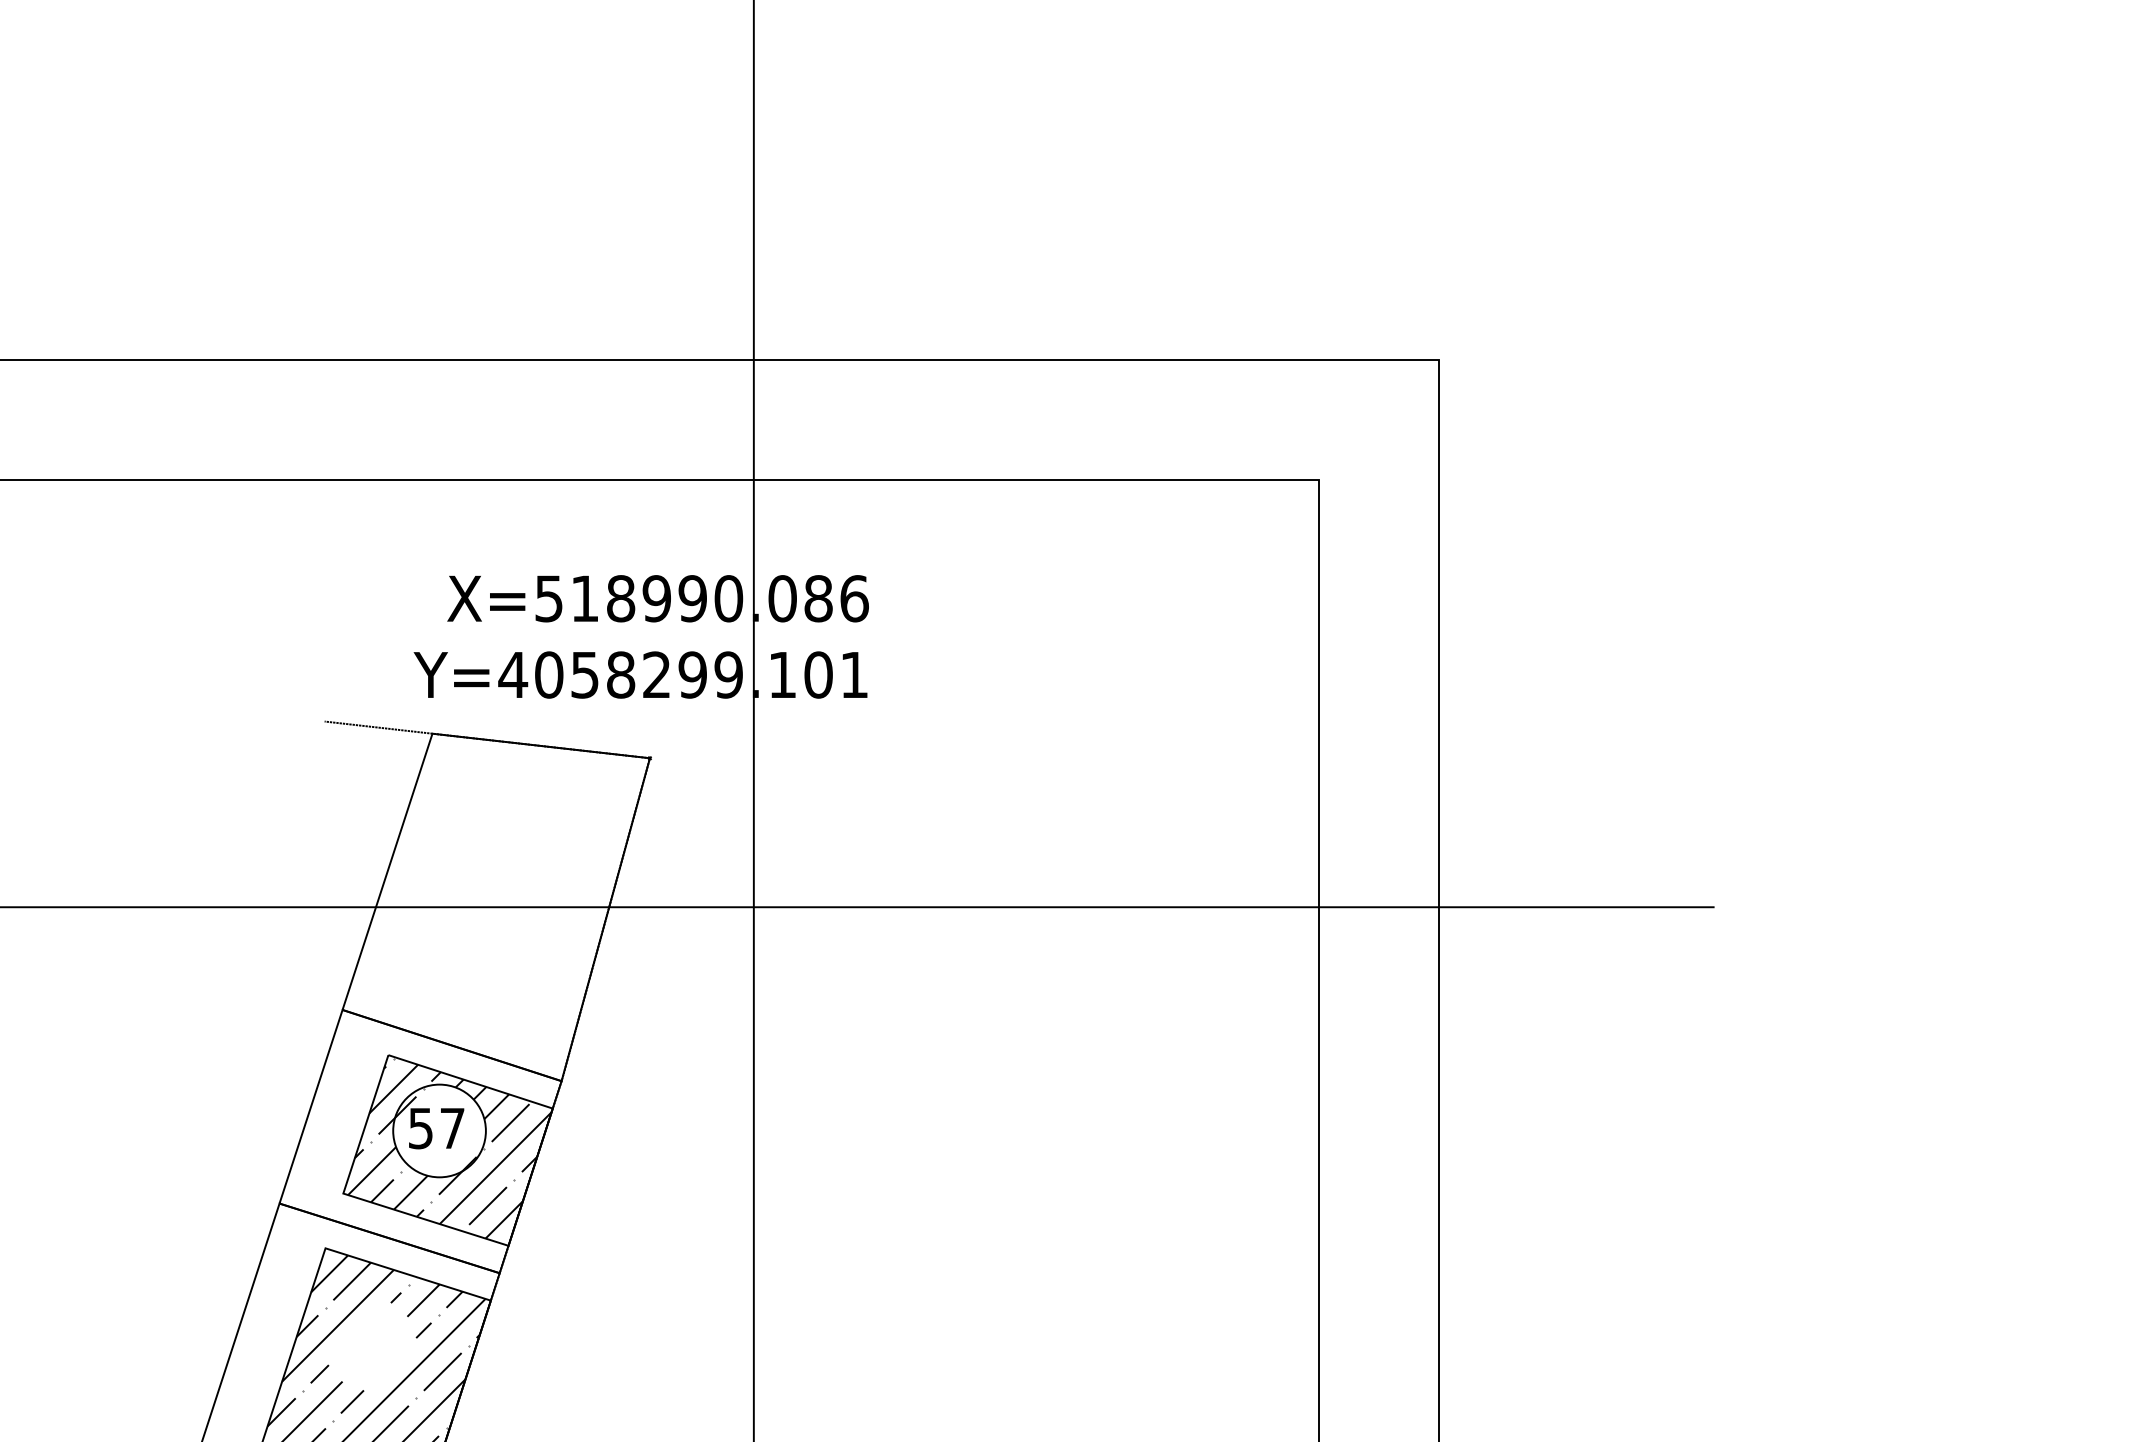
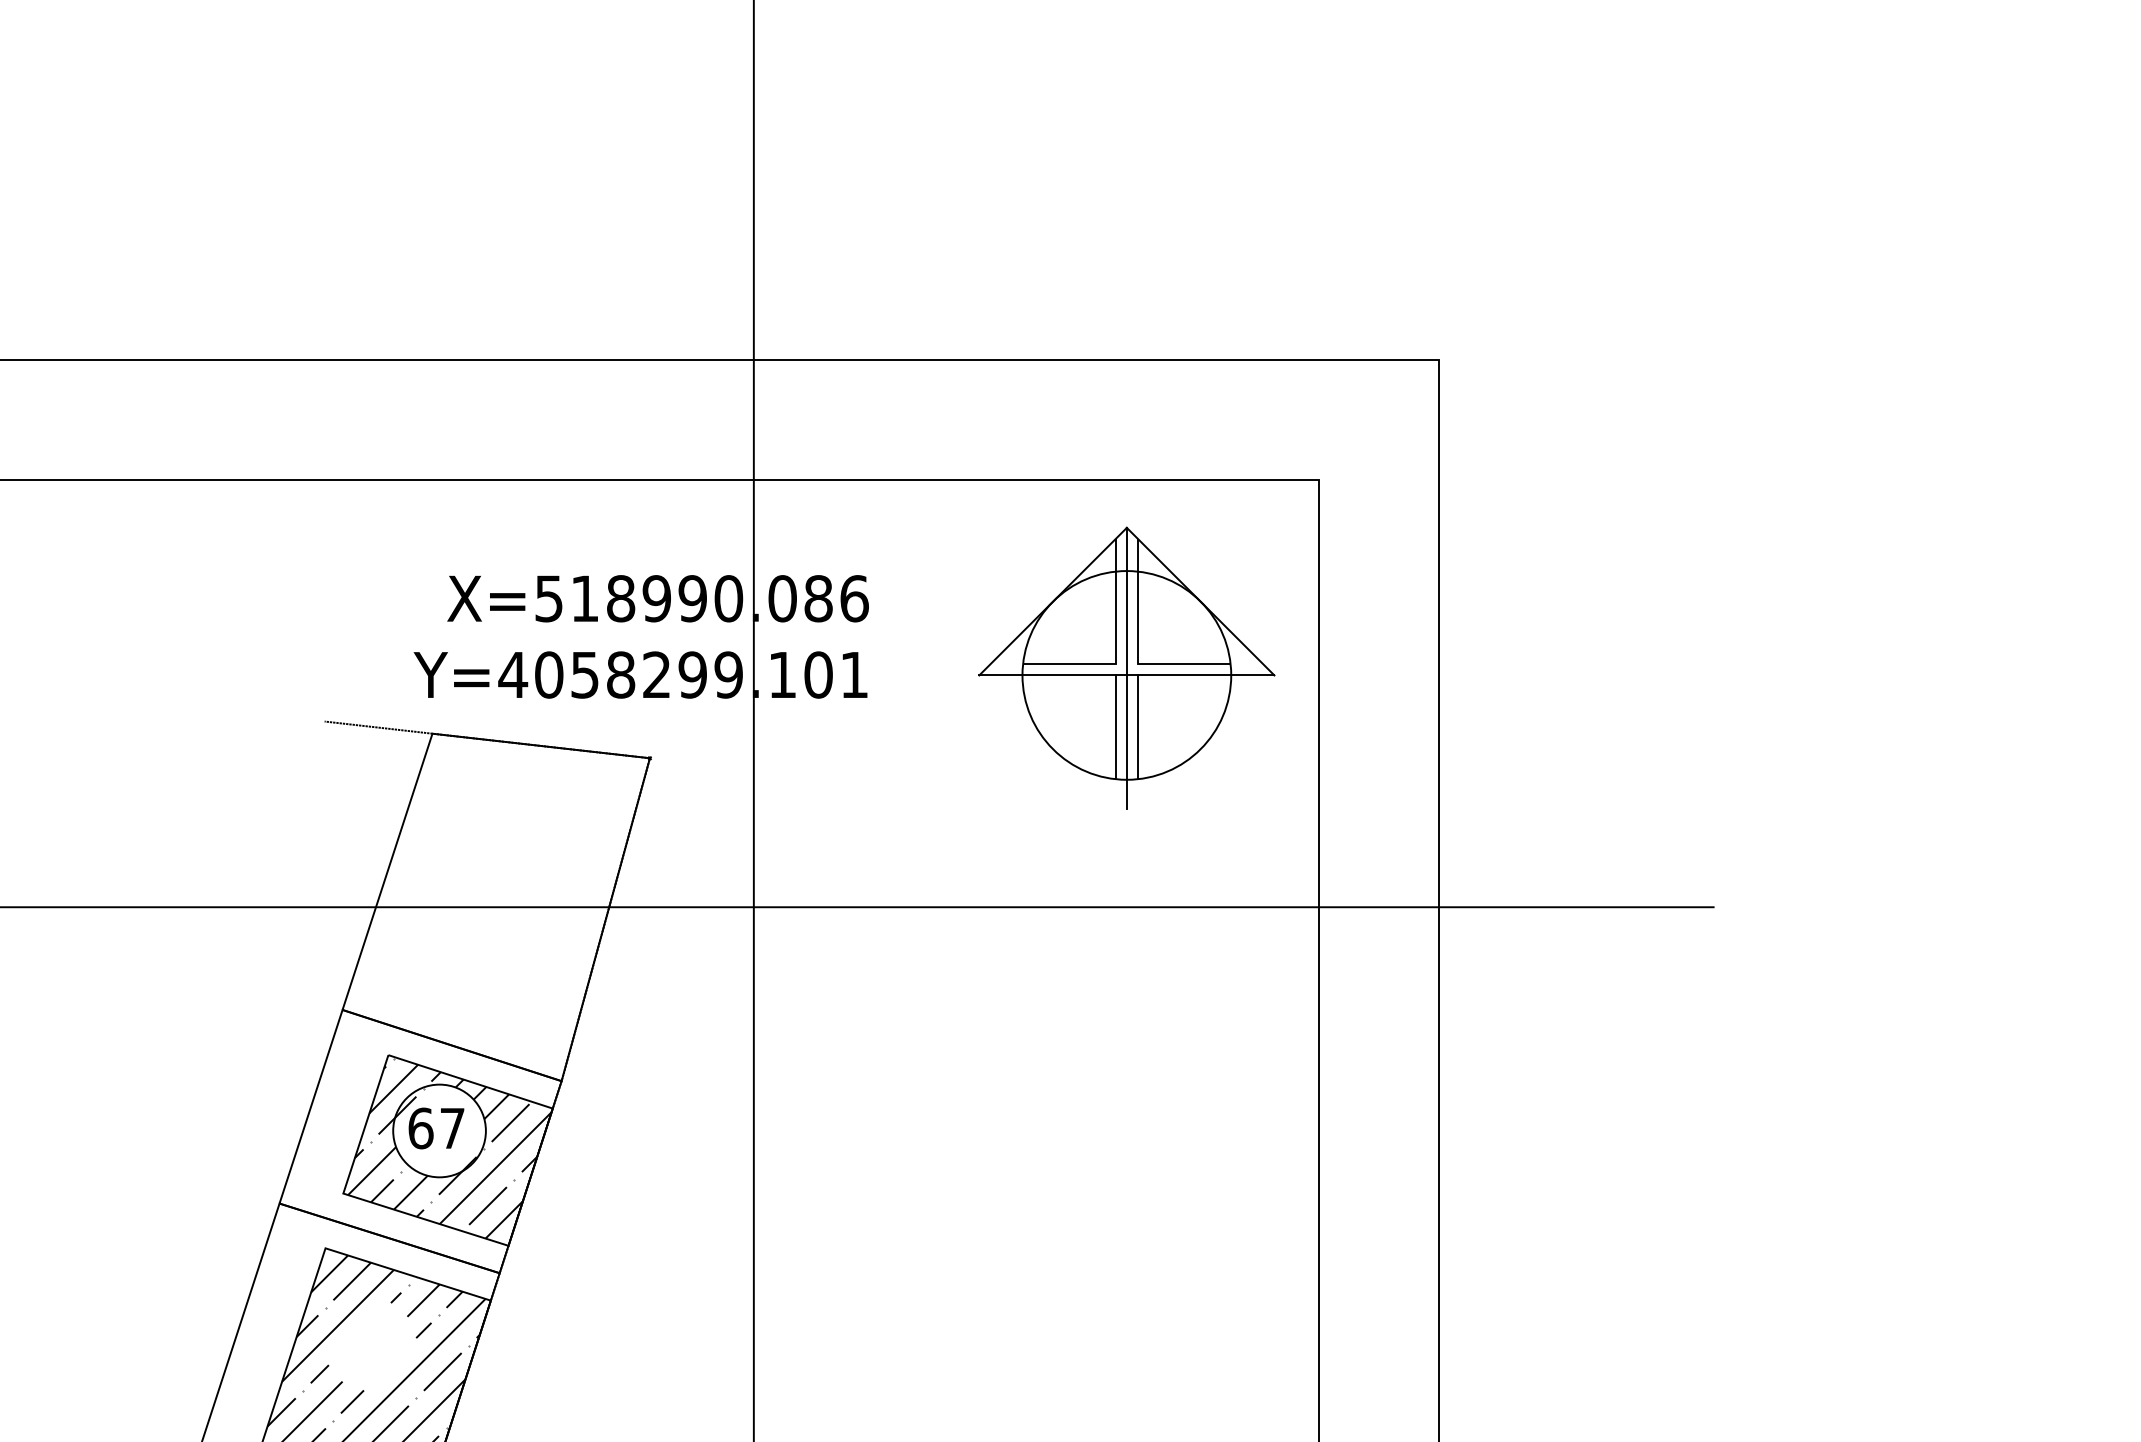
part: none -> present (1126, 667)
text: 57 -> 67 (420, 1128)
